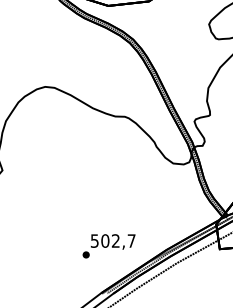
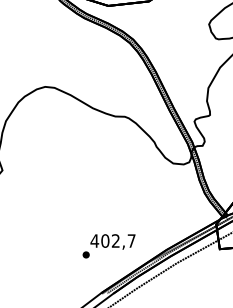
text: 502,7 -> 402,7 (94, 240)
